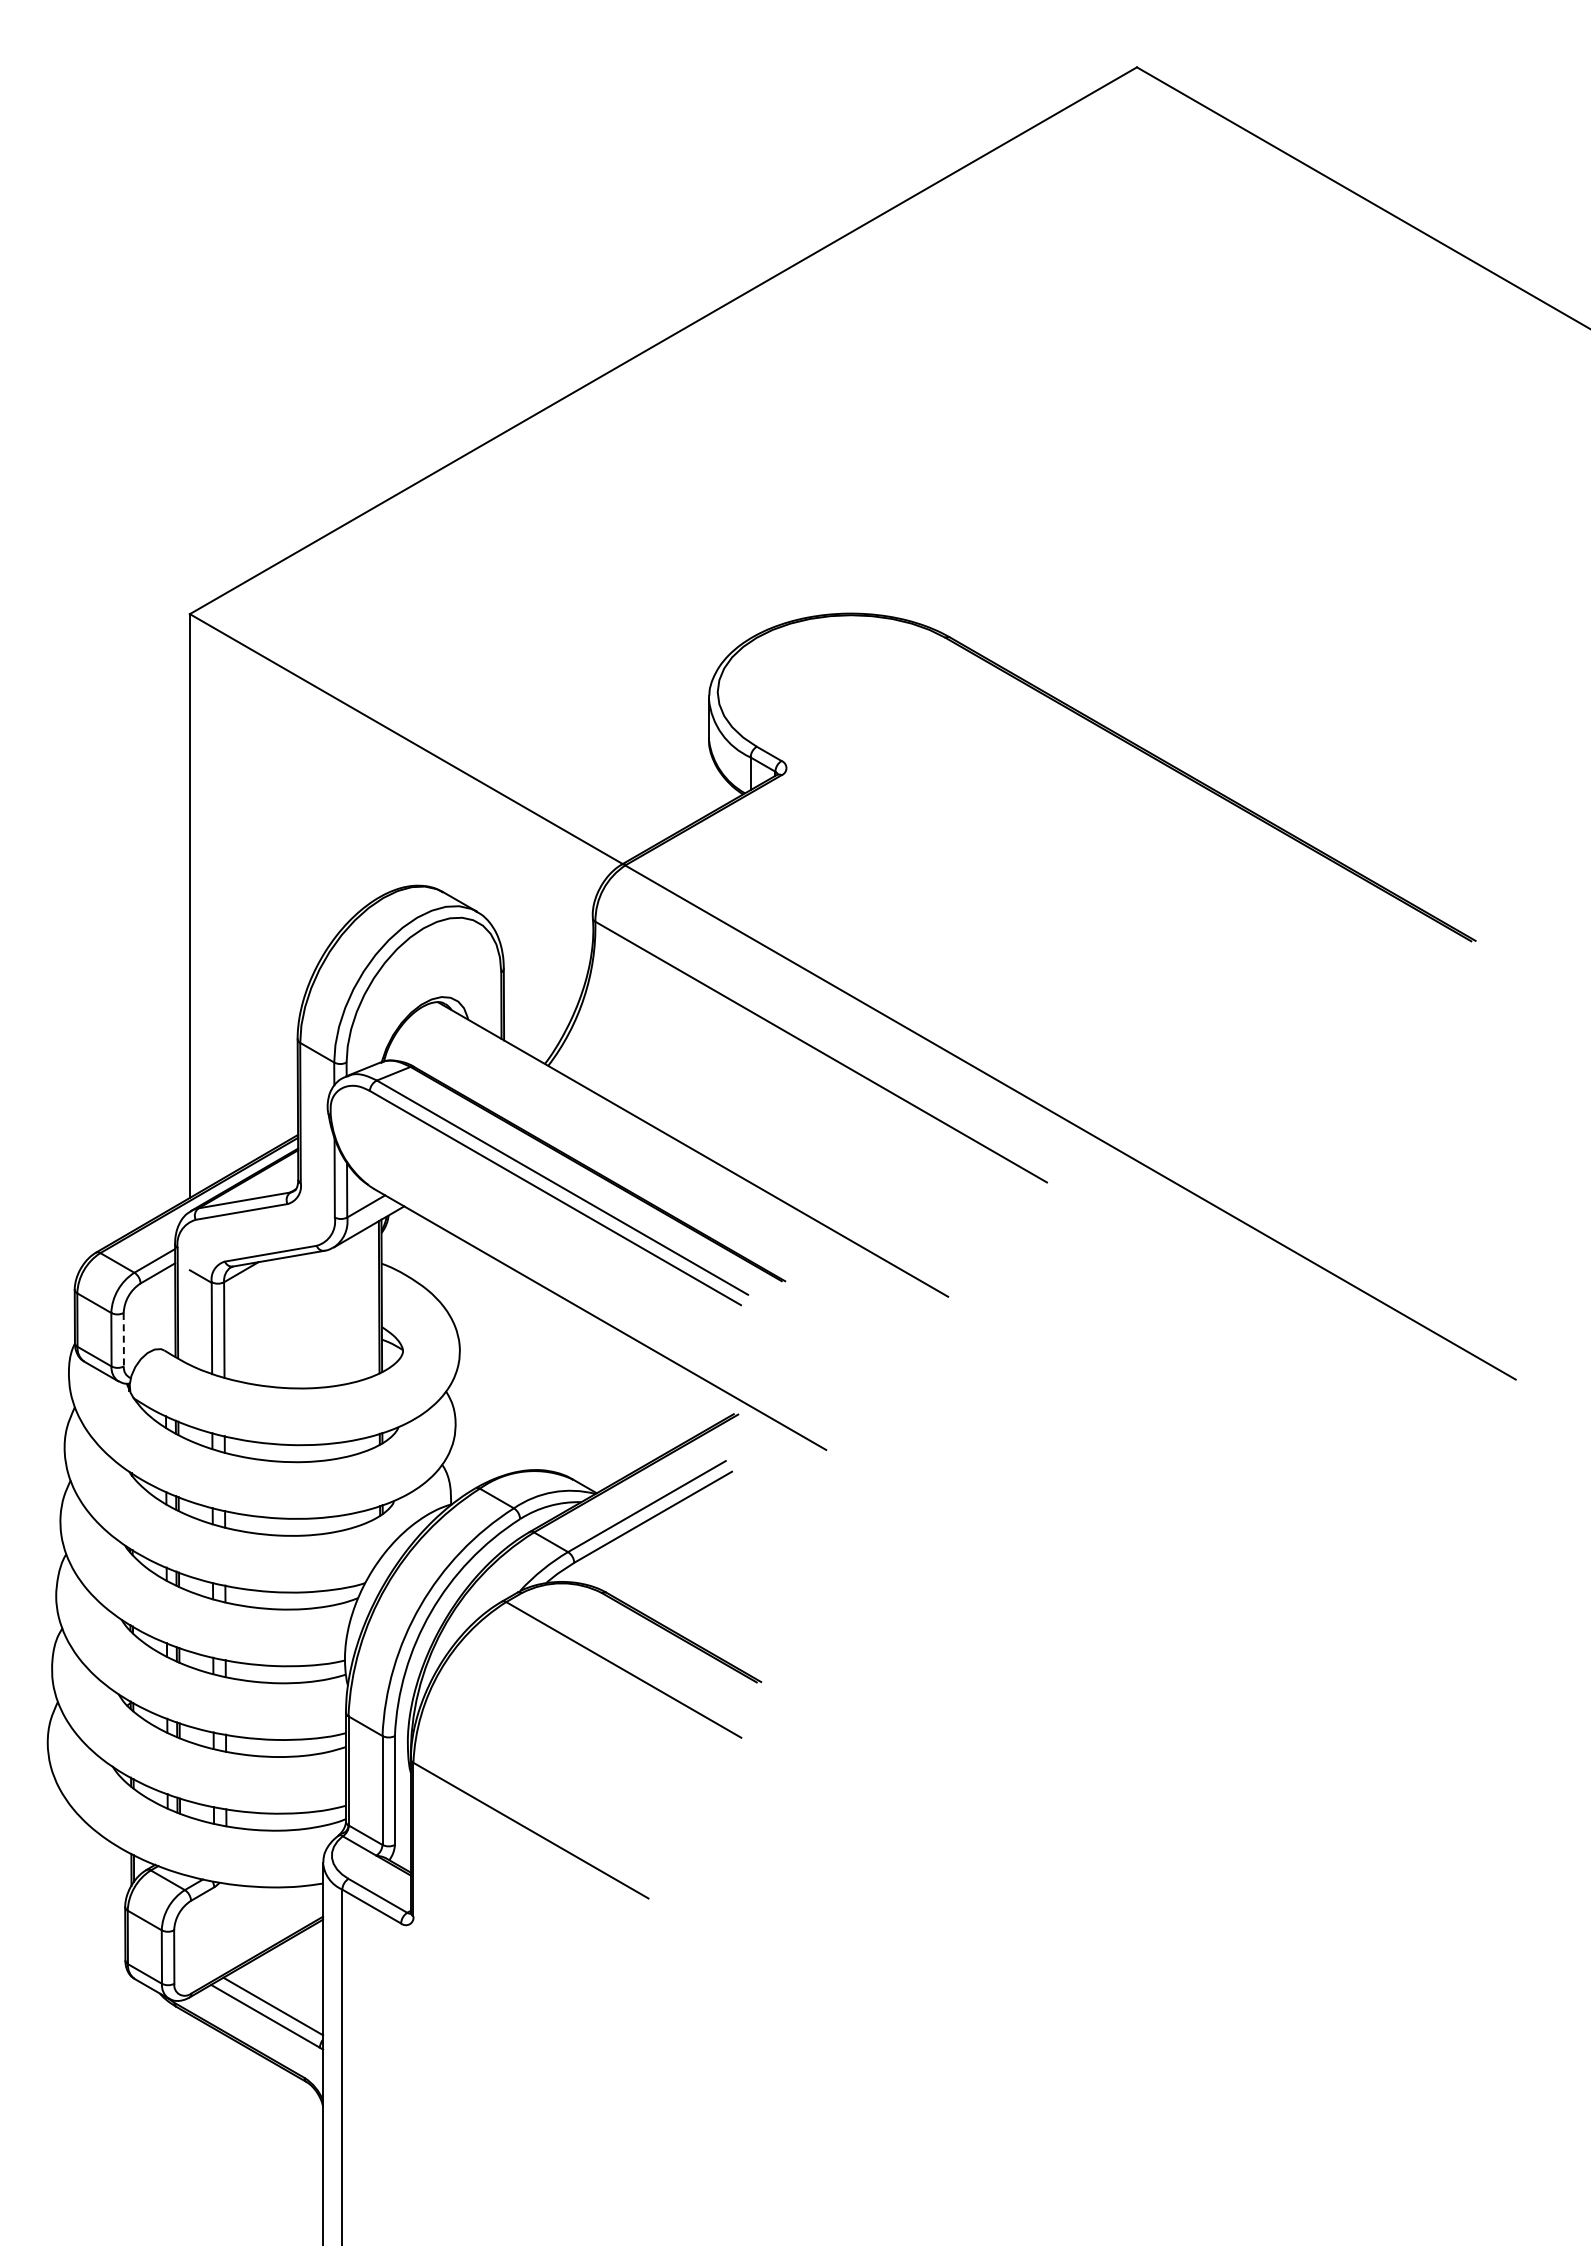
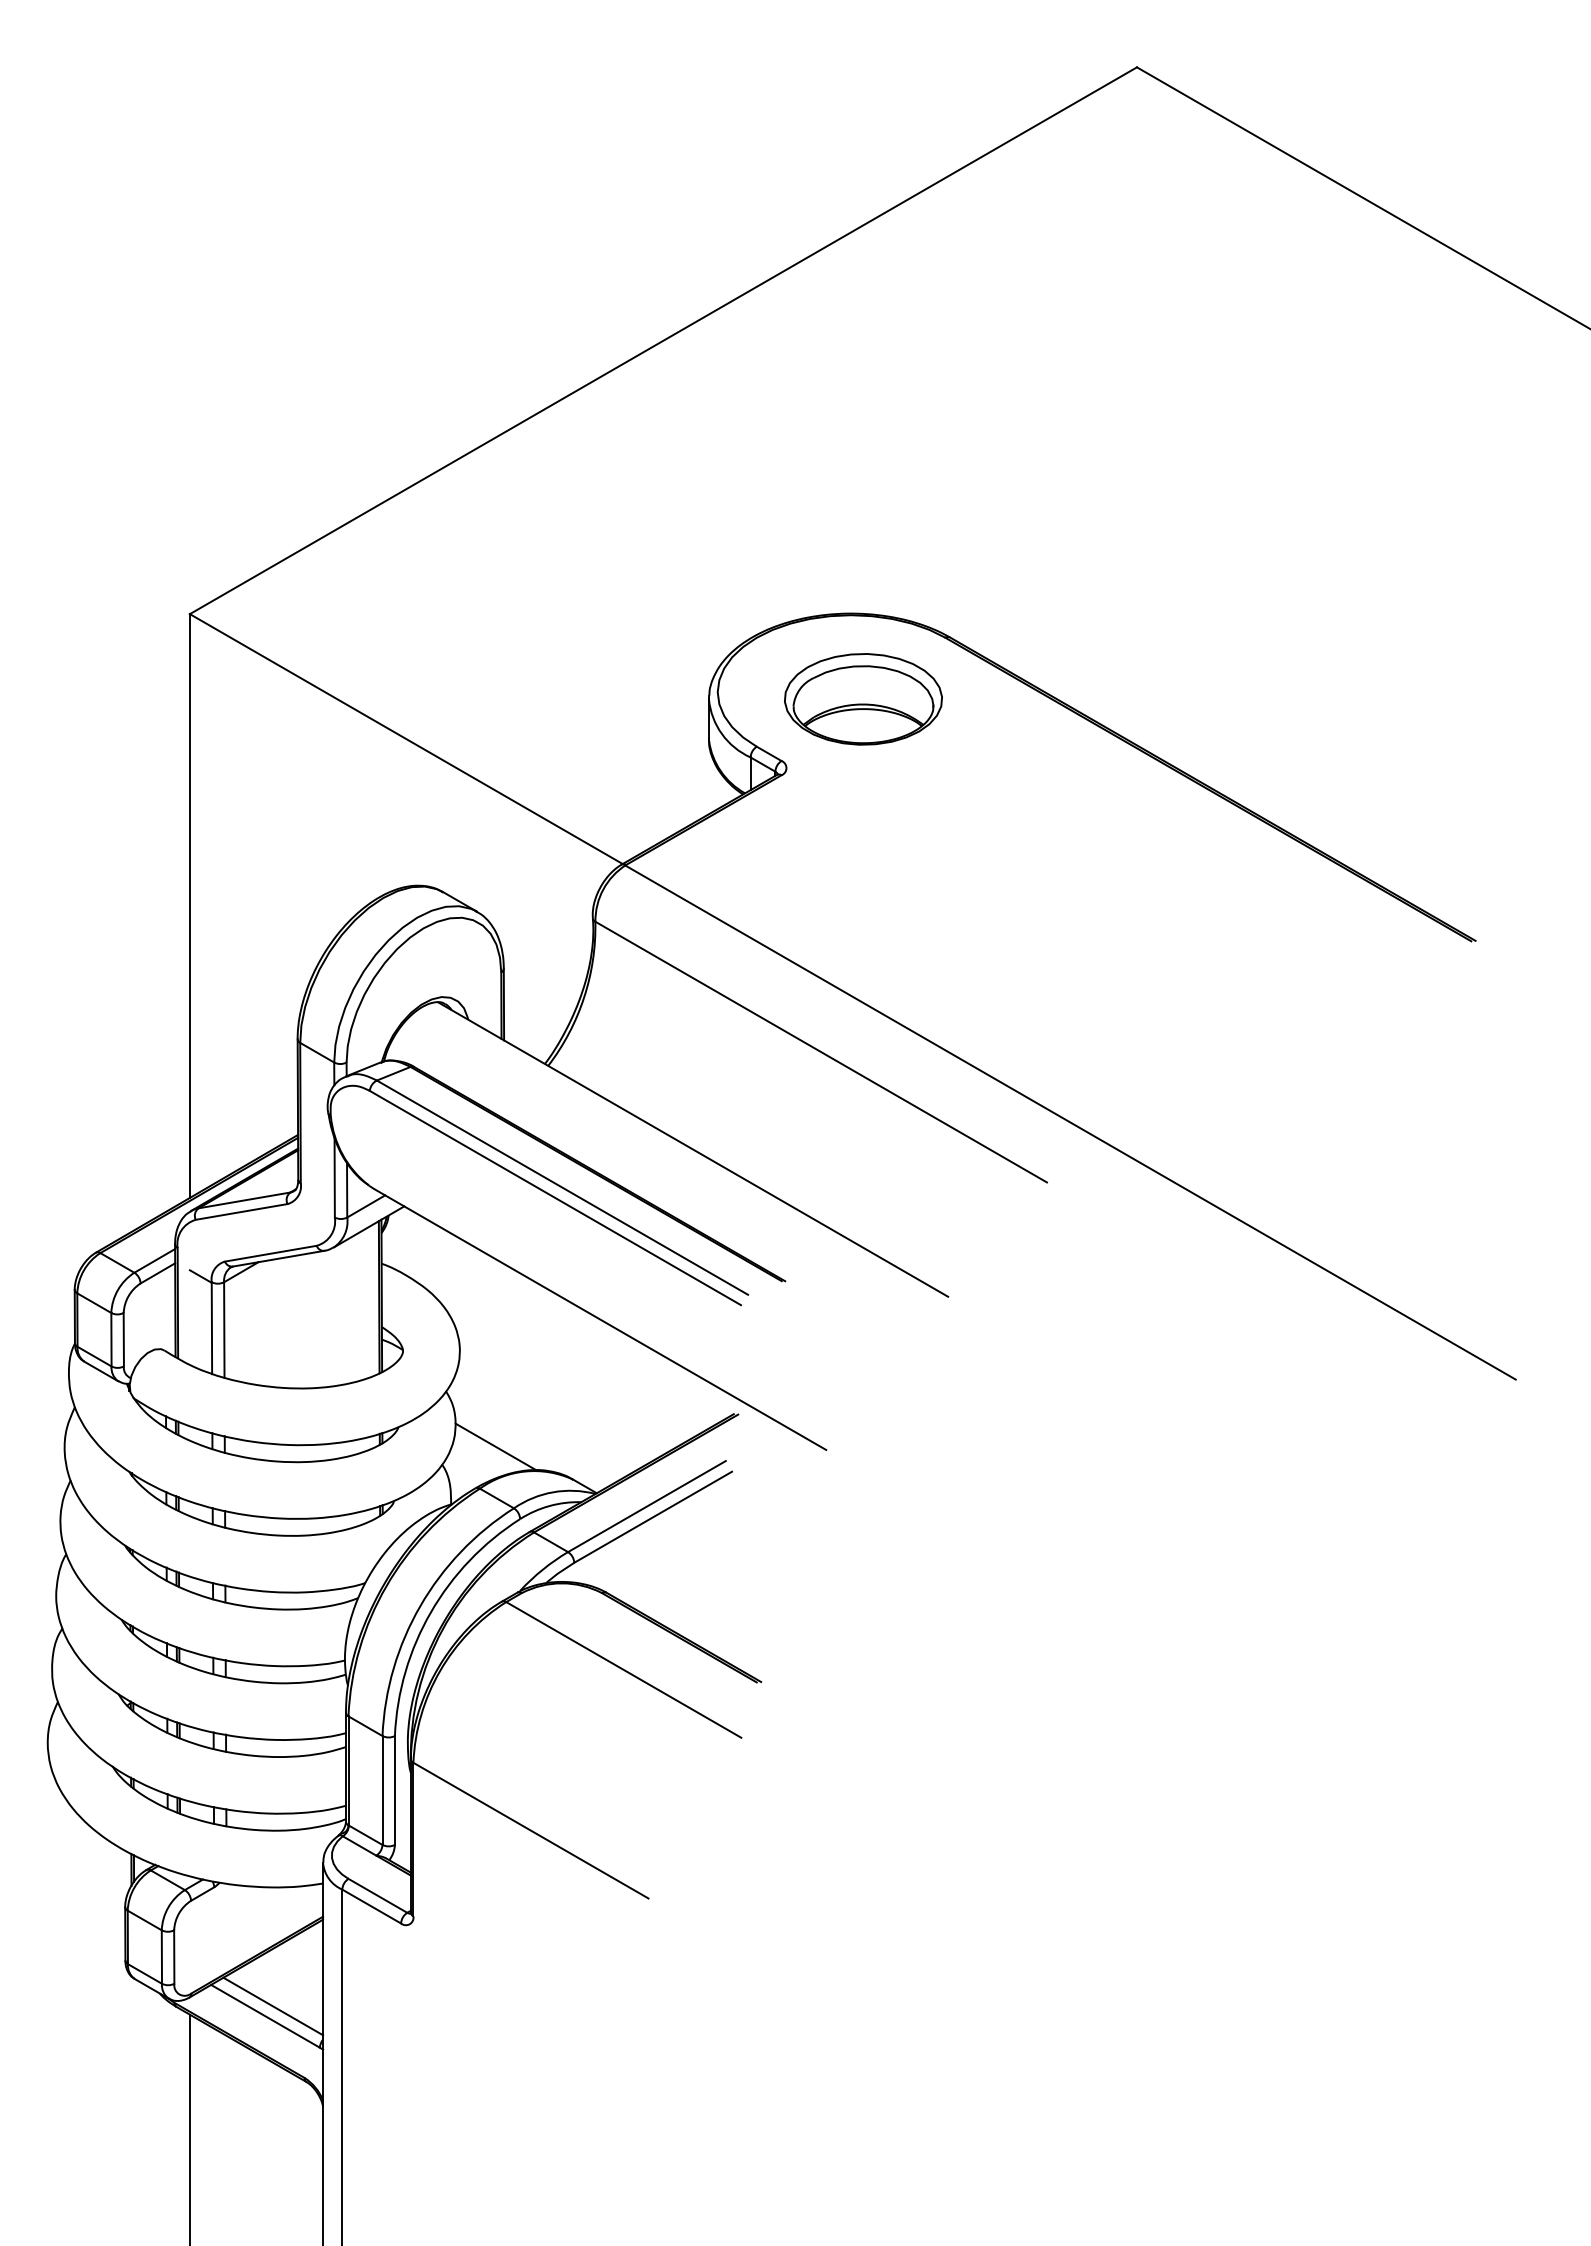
part: none -> present (863, 699)
line: dashed -> solid (123, 1339)
line: none -> present (495, 1446)
line: none -> present (189, 2128)
